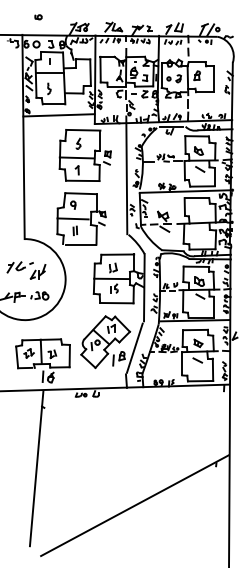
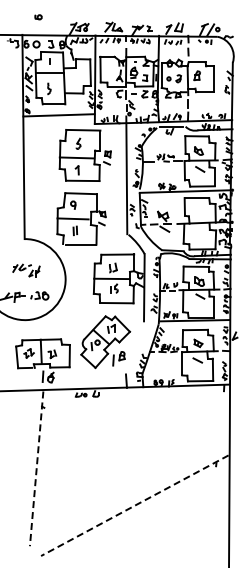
part size: 41x19 px -> 29x15 px (26, 270)
line: present -> none (134, 347)
line: solid -> dashed (36, 468)
line: solid -> dashed (134, 505)
